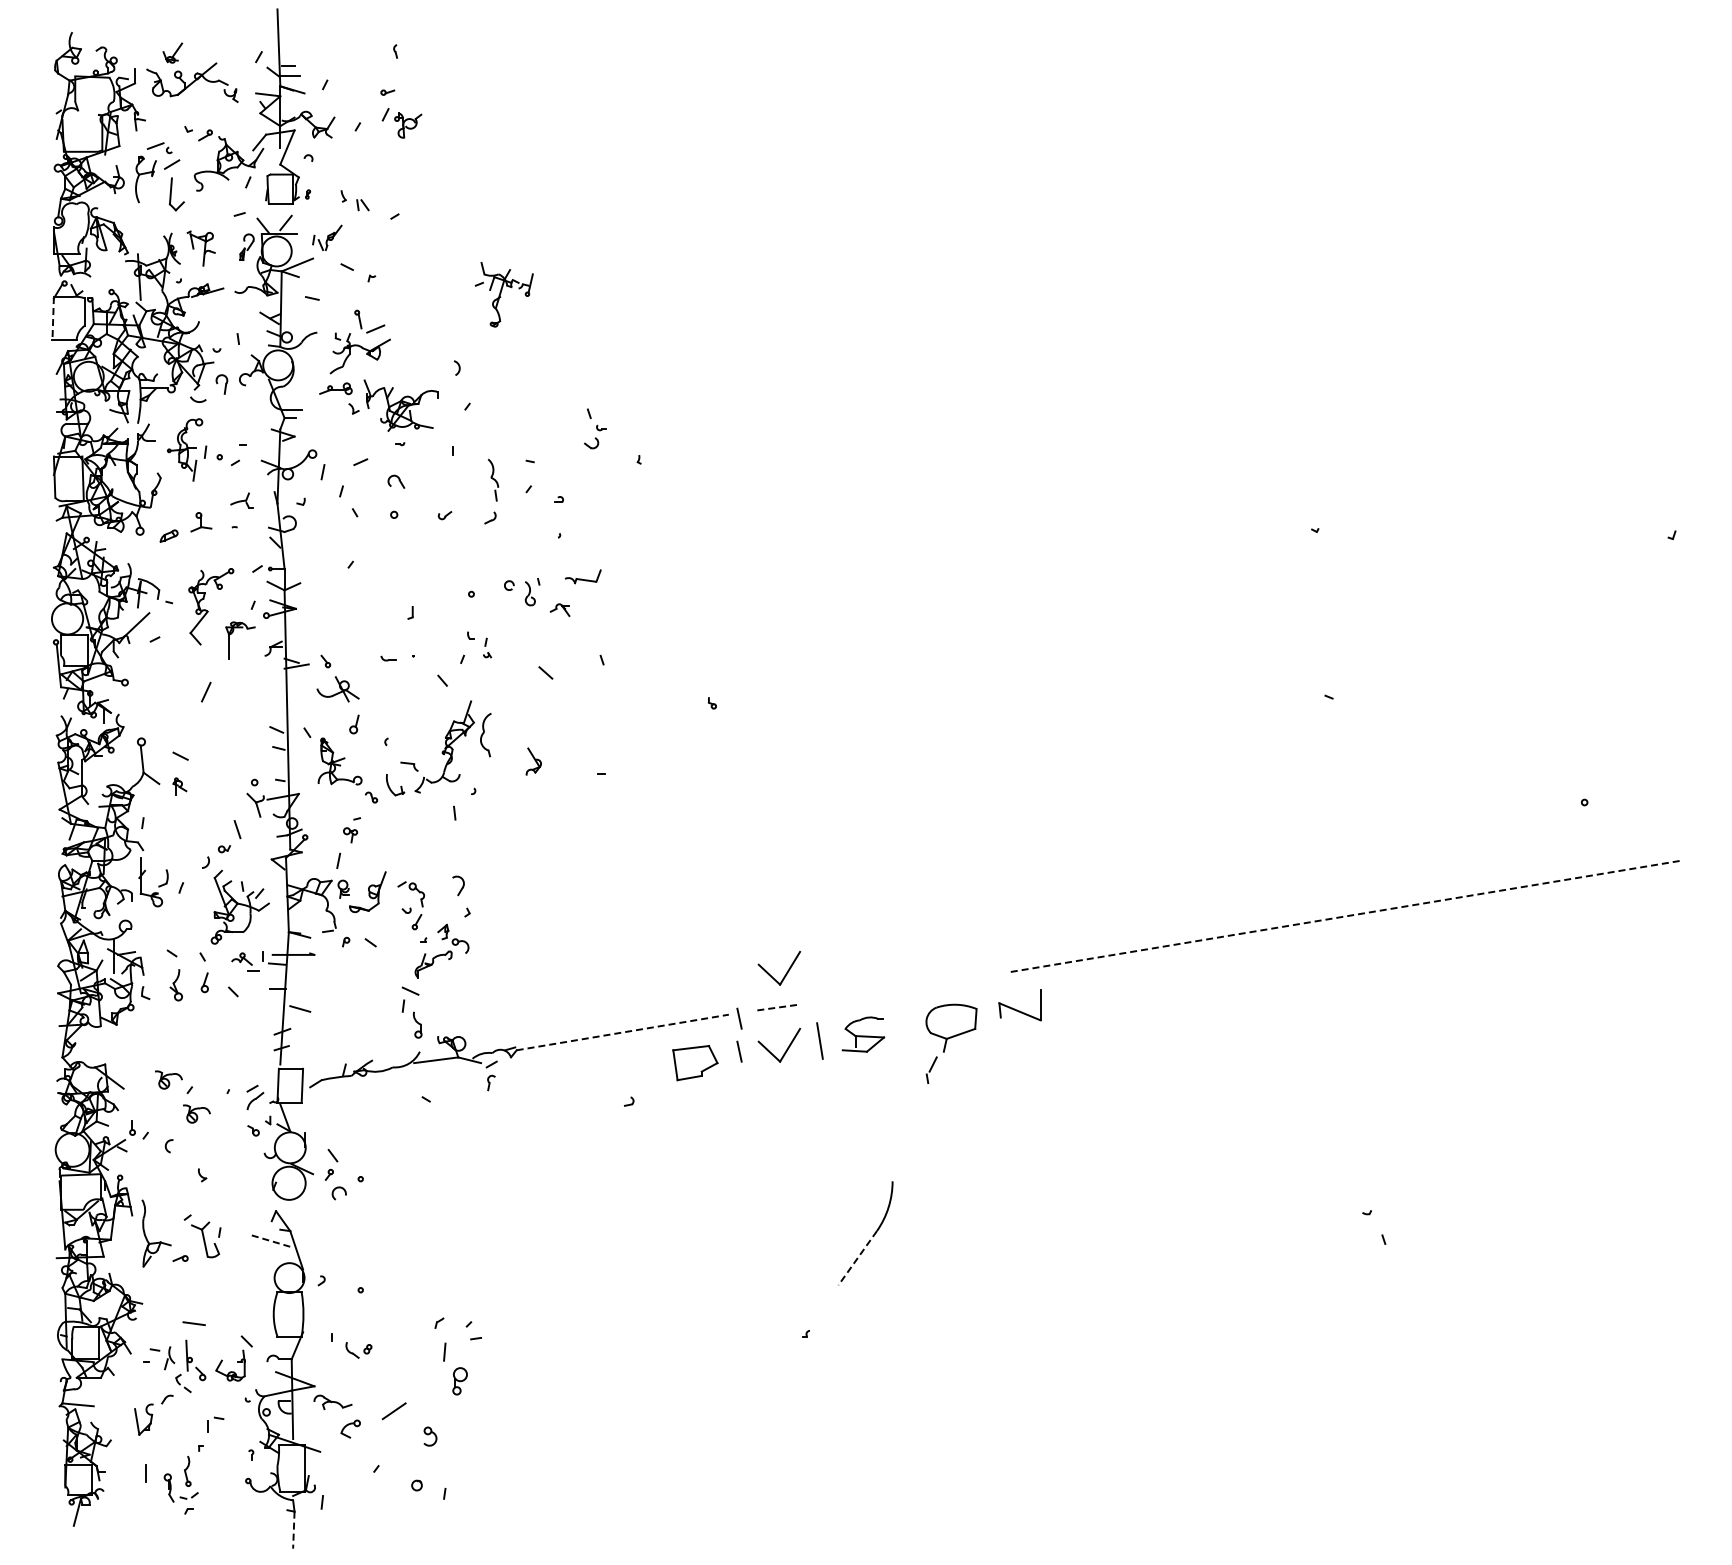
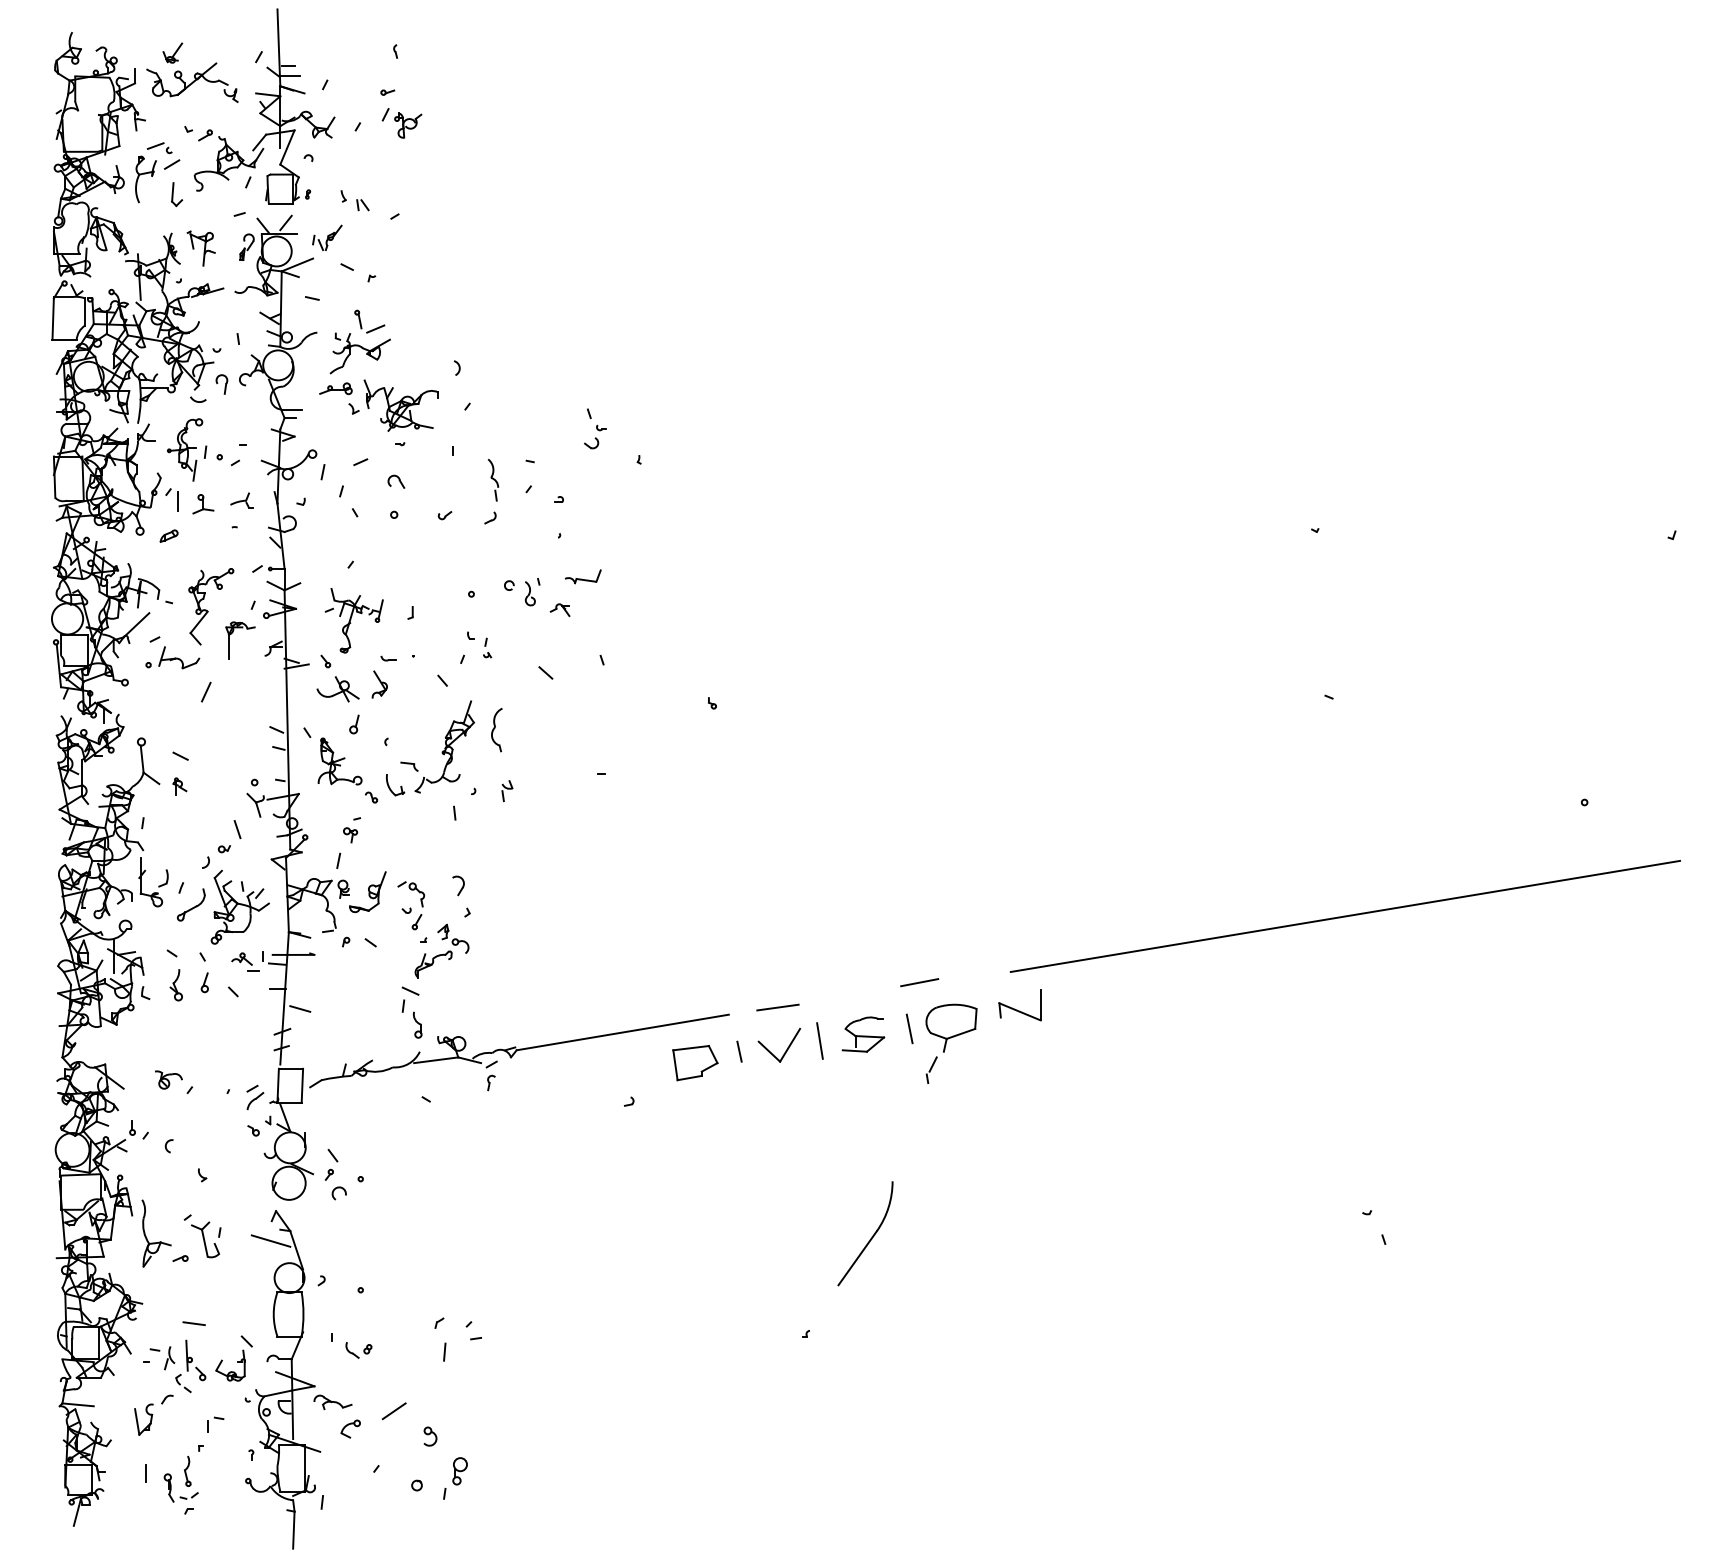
part size: 17x35 px -> 13x26 px (177, 194)
part position: (503, 294) -> (353, 620) (353, 620)
line: dashed -> solid (53, 318)
part: none -> present (171, 499)
part position: (201, 522) -> (203, 504) (203, 504)
part: none -> present (172, 657)
part position: (485, 735) -> (496, 730) (496, 730)
part position: (533, 761) -> (379, 684) (379, 684)
part: none -> present (507, 791)
part: none -> present (190, 904)
line: dashed -> solid (1345, 916)
part: present -> none (785, 973)
line: none -> present (919, 982)
line: dashed -> solid (777, 1007)
line: present -> none (739, 1018)
line: none -> present (909, 1028)
line: dashed -> solid (622, 1032)
part: present -> none (196, 1113)
line: dashed -> solid (271, 1241)
line: dashed -> solid (857, 1258)
part position: (459, 1381) -> (459, 1471) (459, 1471)
line: dashed -> solid (293, 1530)
